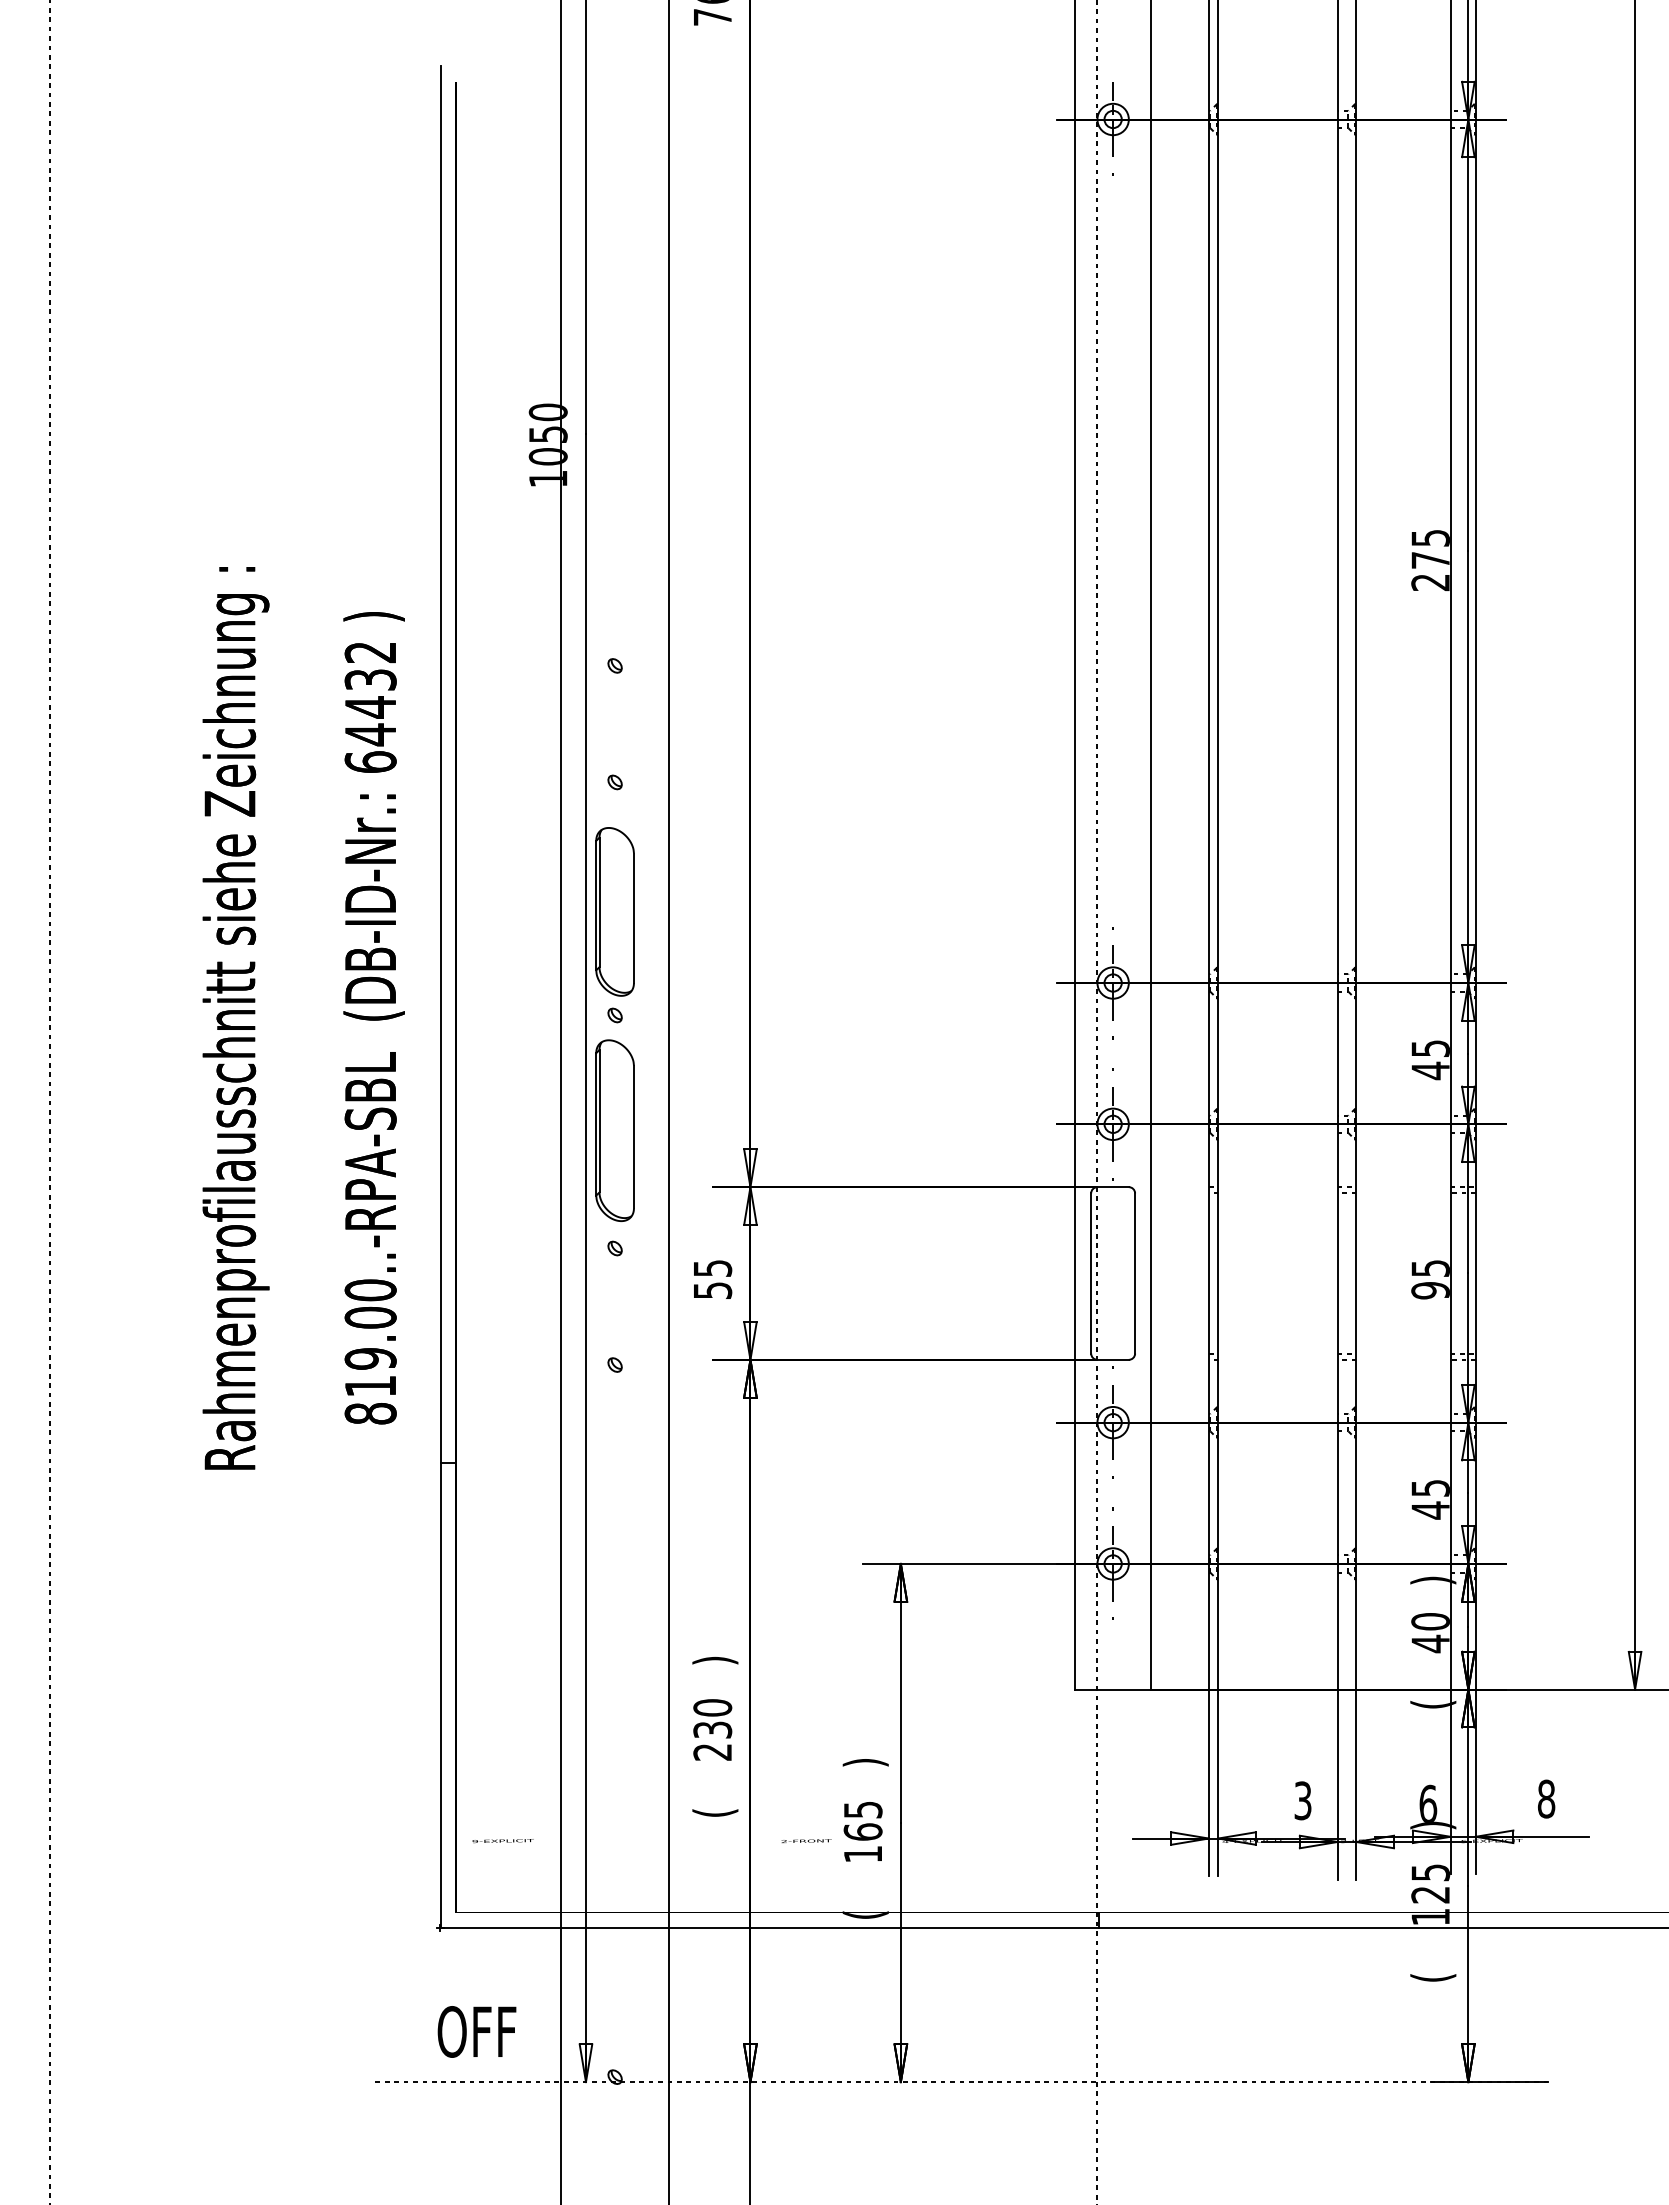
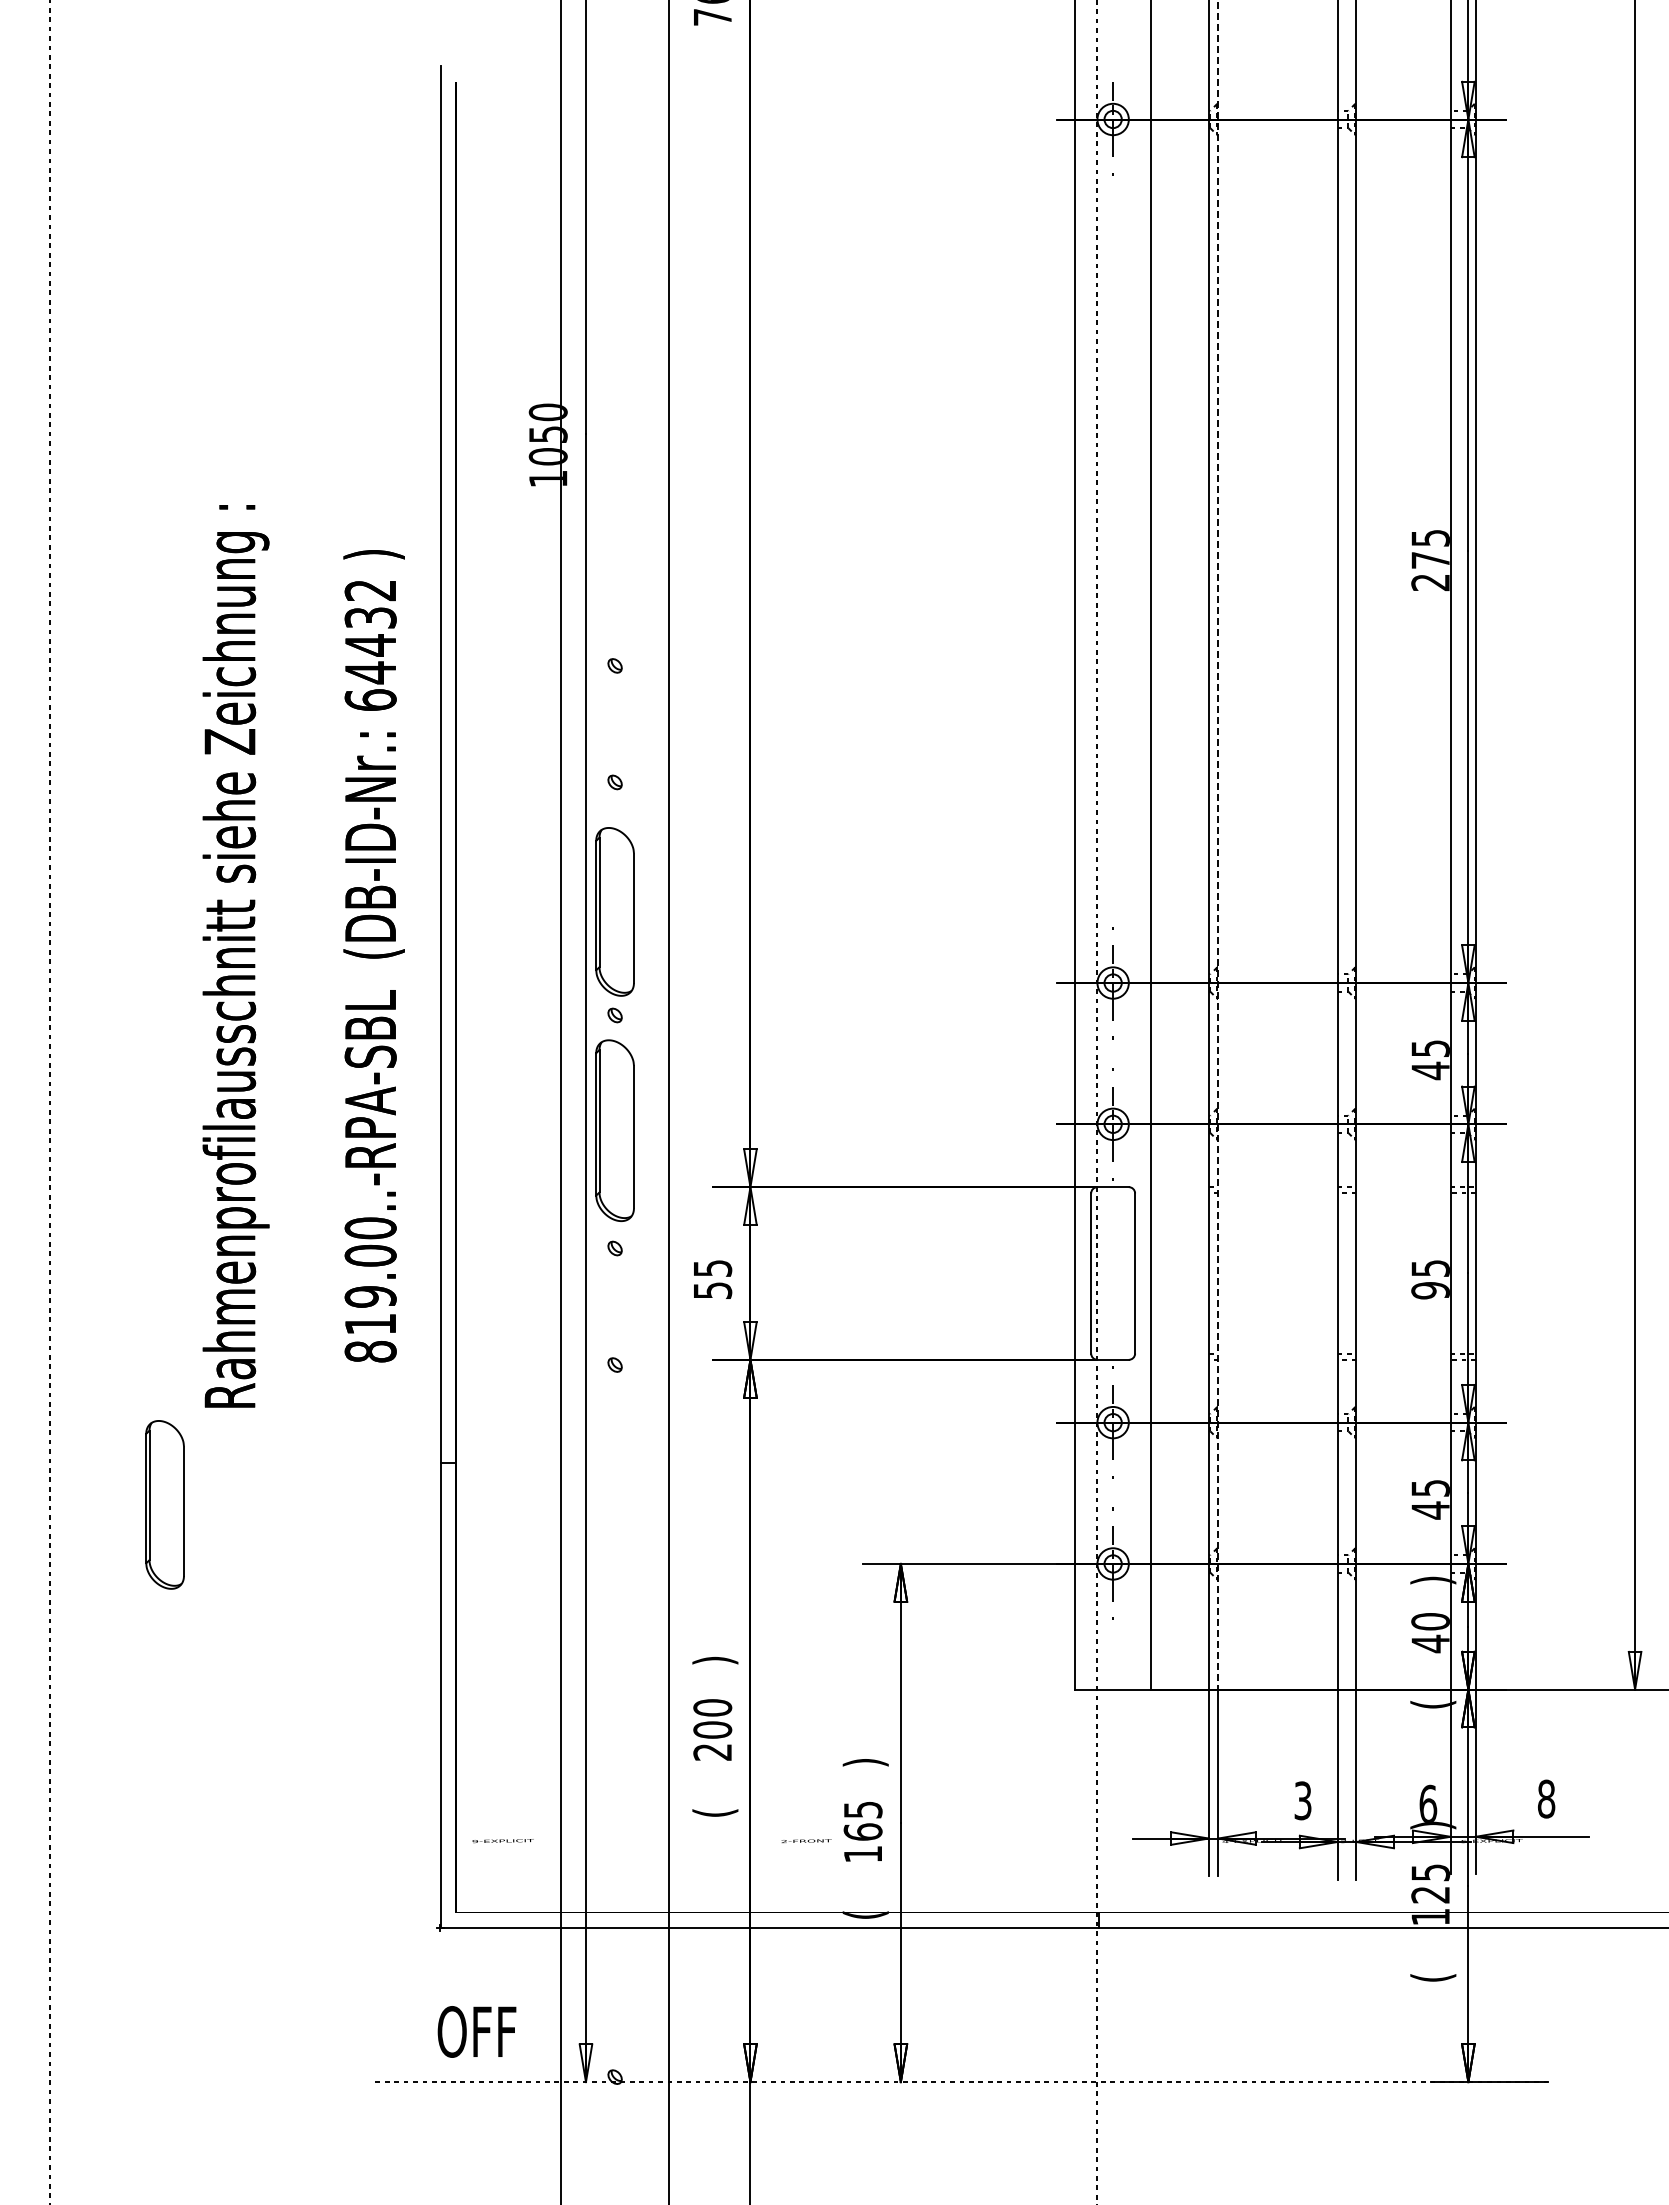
line: solid -> dashed (1218, 845)
text position: (303, 1018) -> (303, 956) (303, 956)
part: none -> present (164, 1504)
text: 230 -> 200 (712, 1729)
